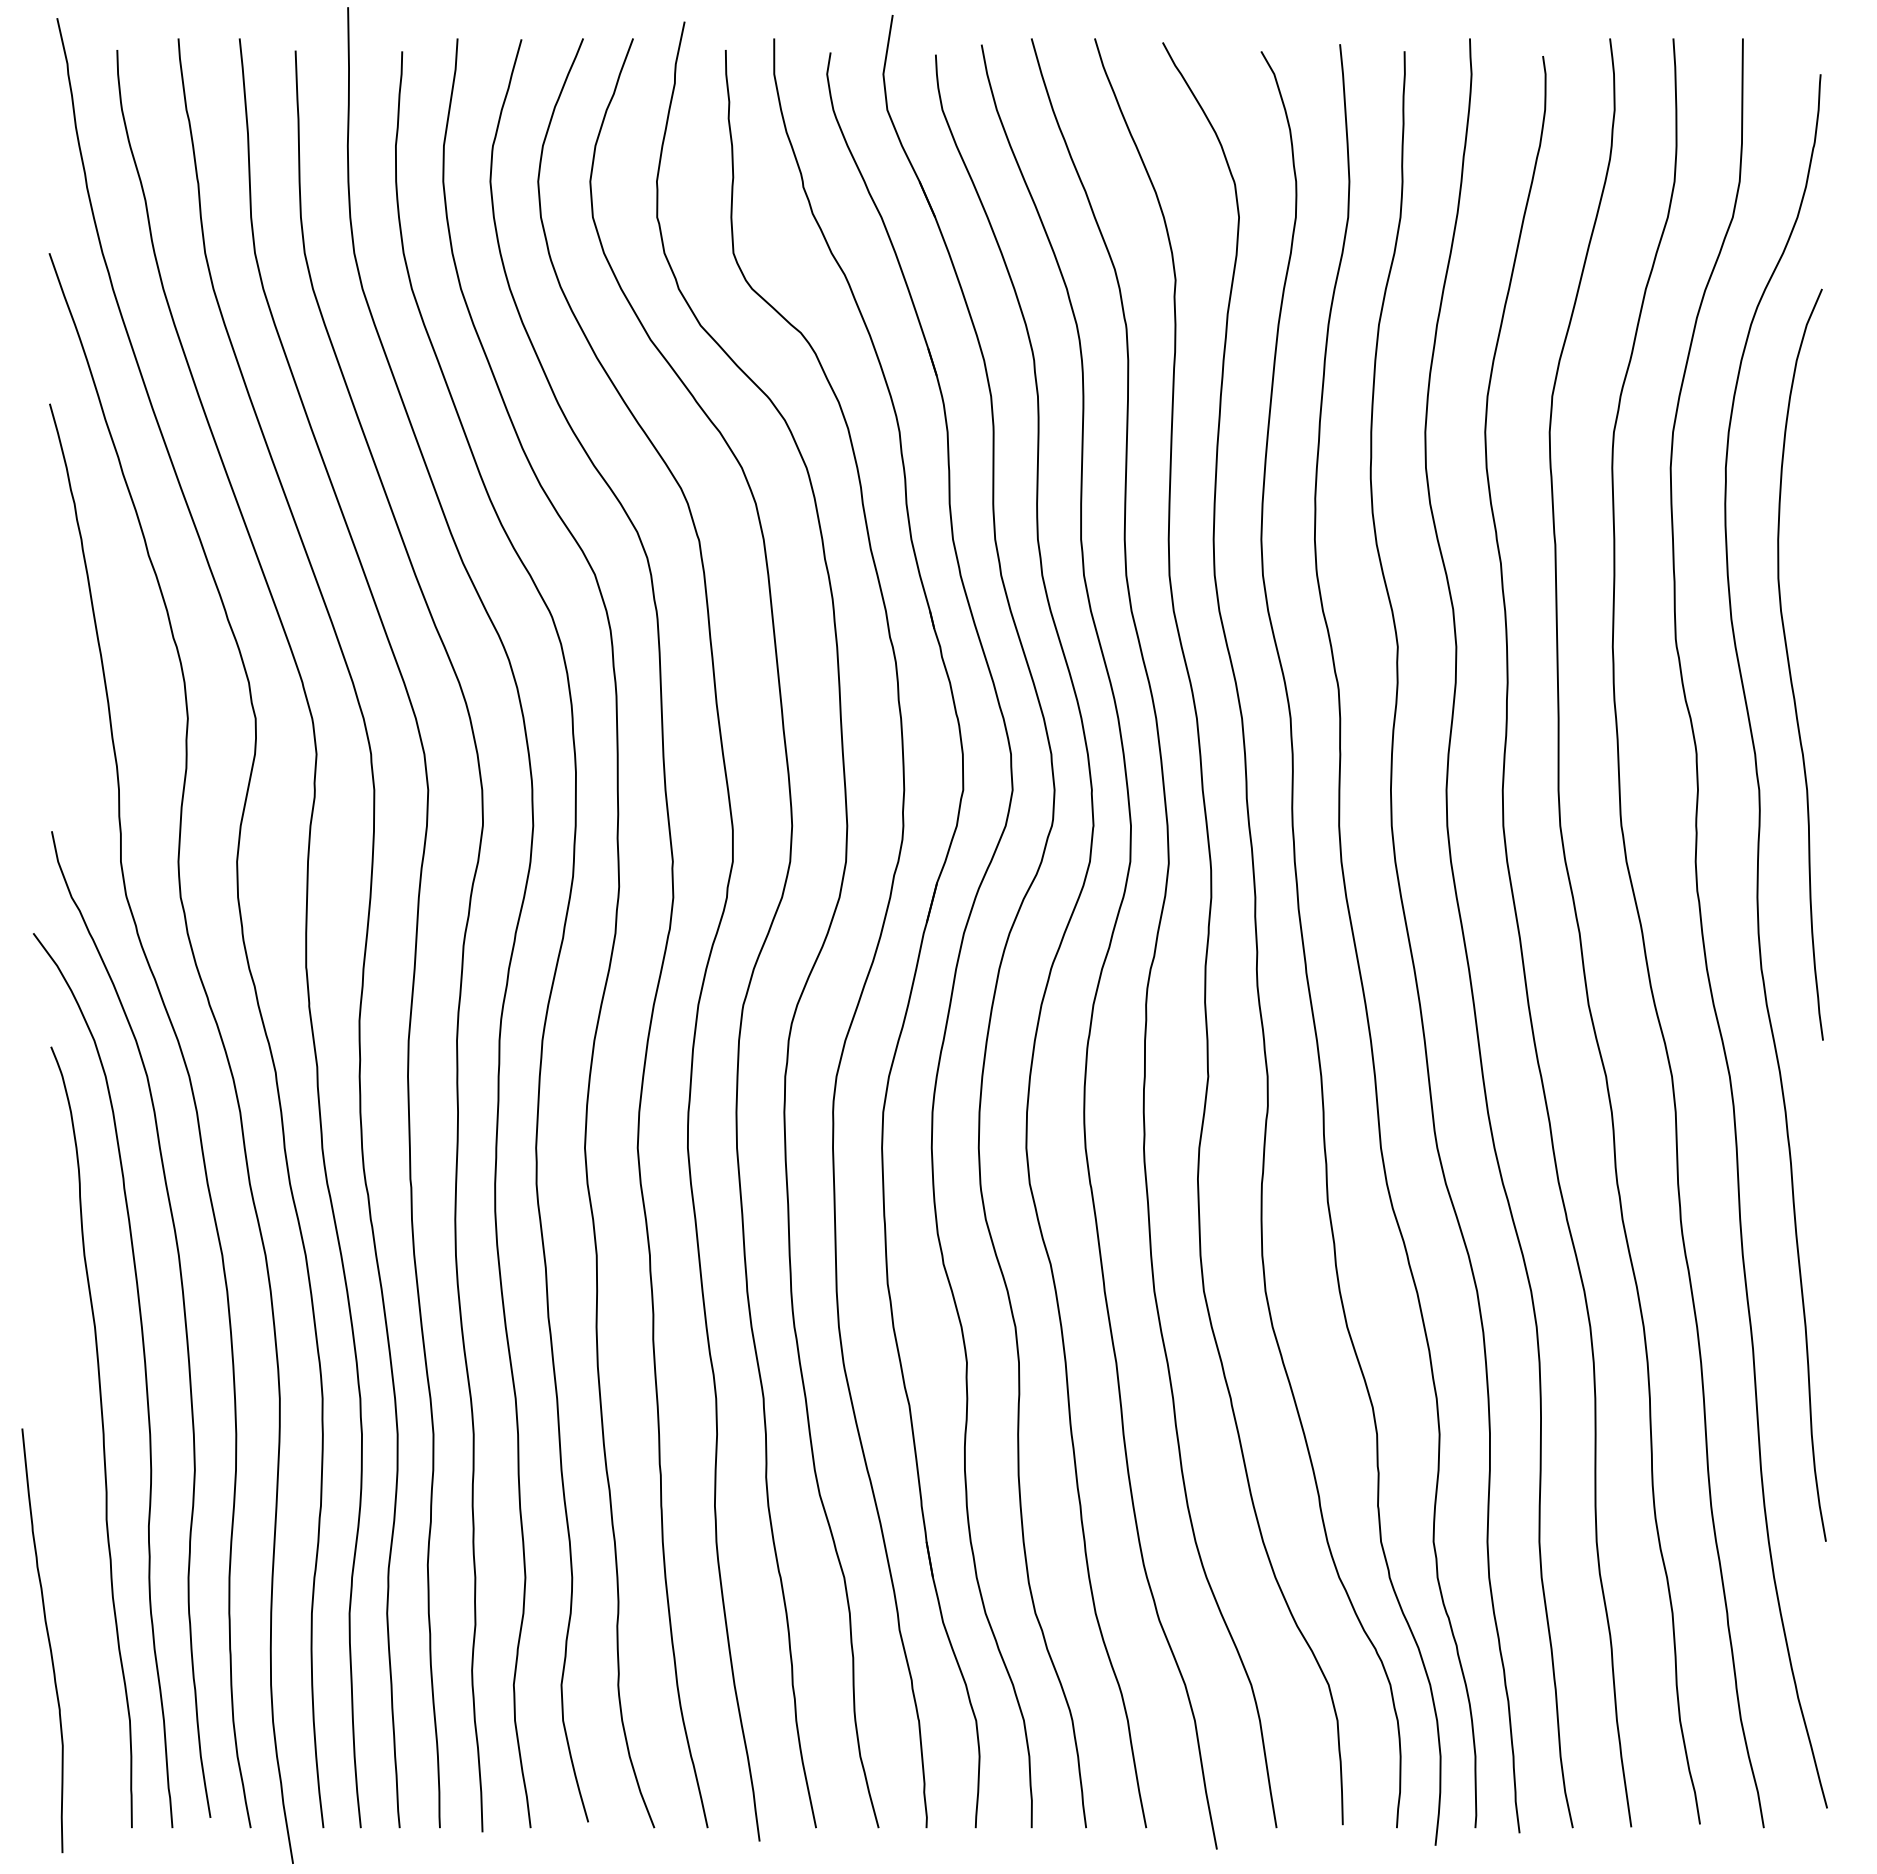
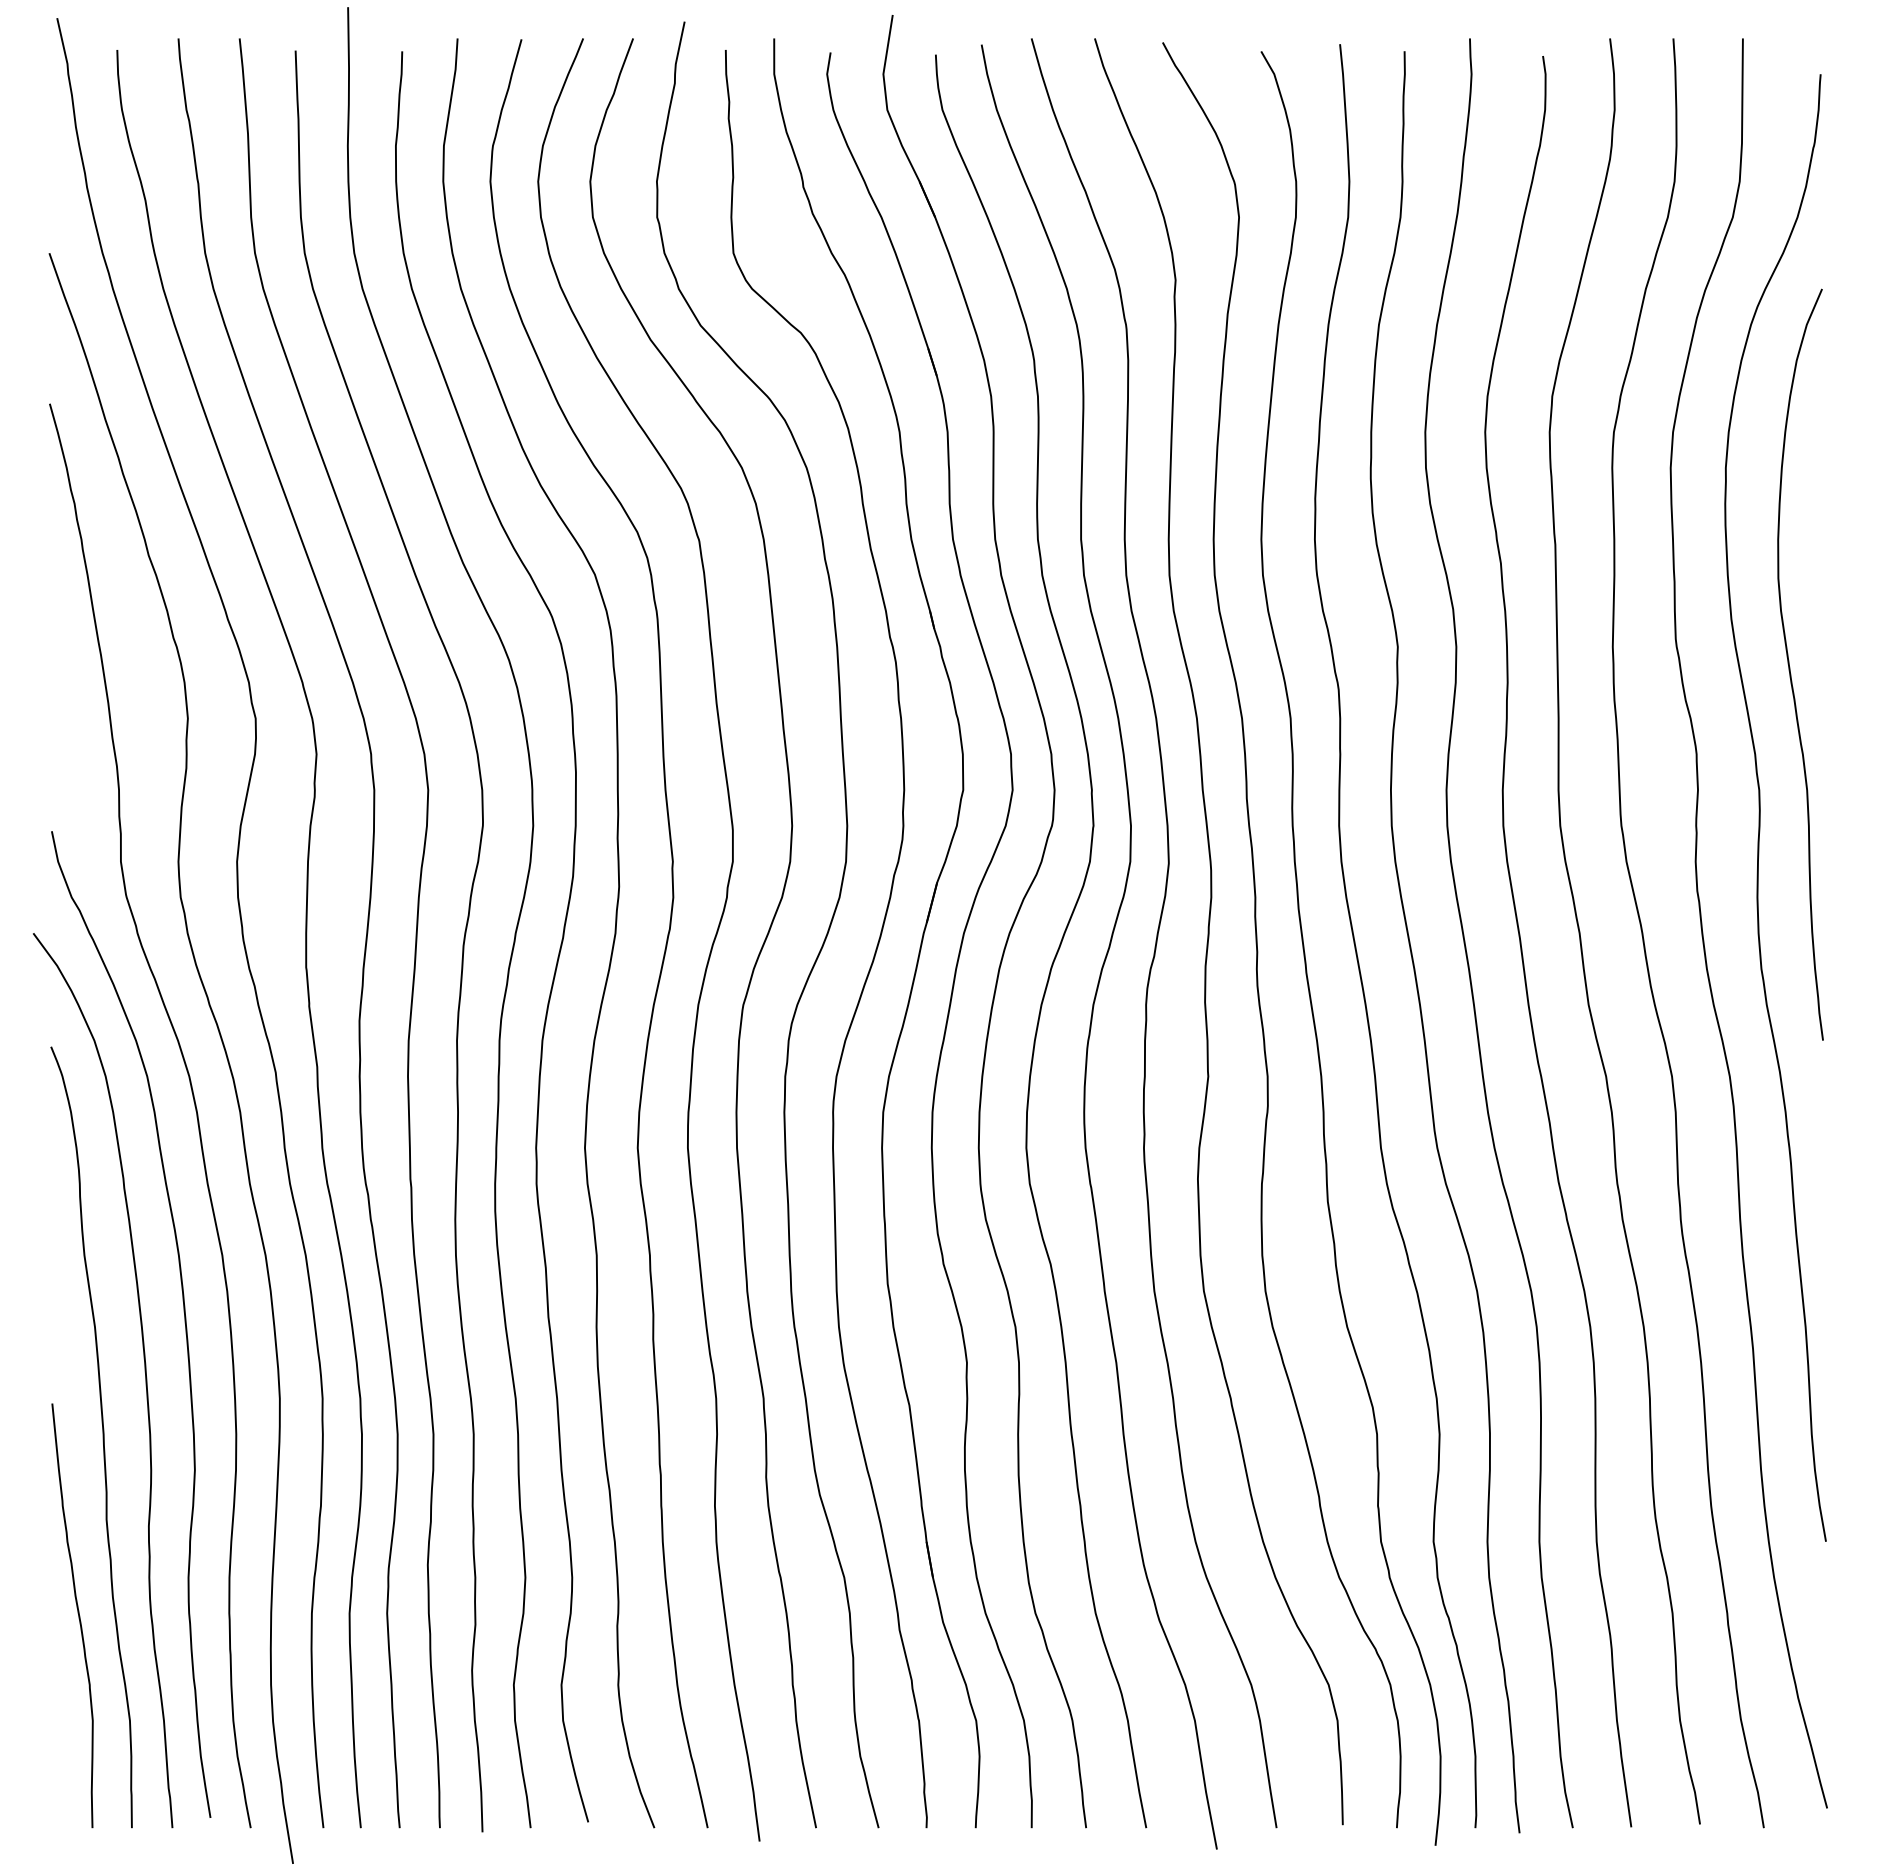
curve position: (47, 1638) -> (77, 1613) (77, 1613)
